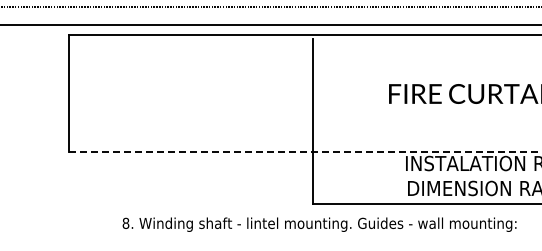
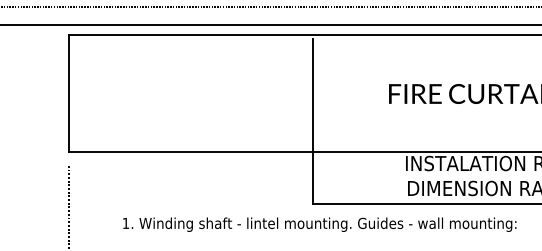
line: dashed -> solid (305, 152)
line: none -> present (68, 206)
text: 8. -> 1. (125, 222)
